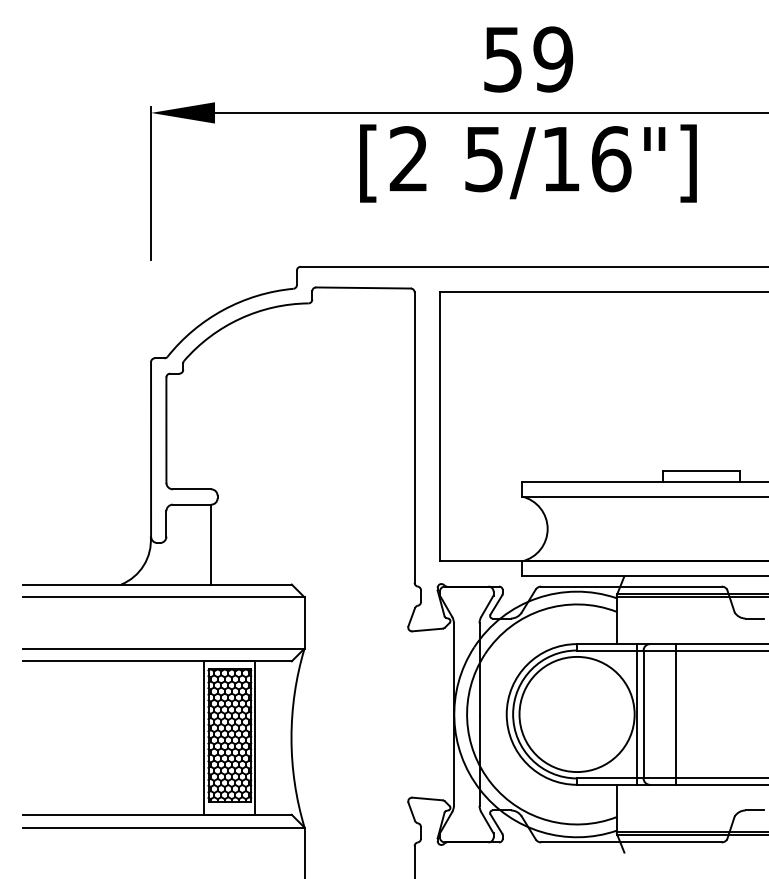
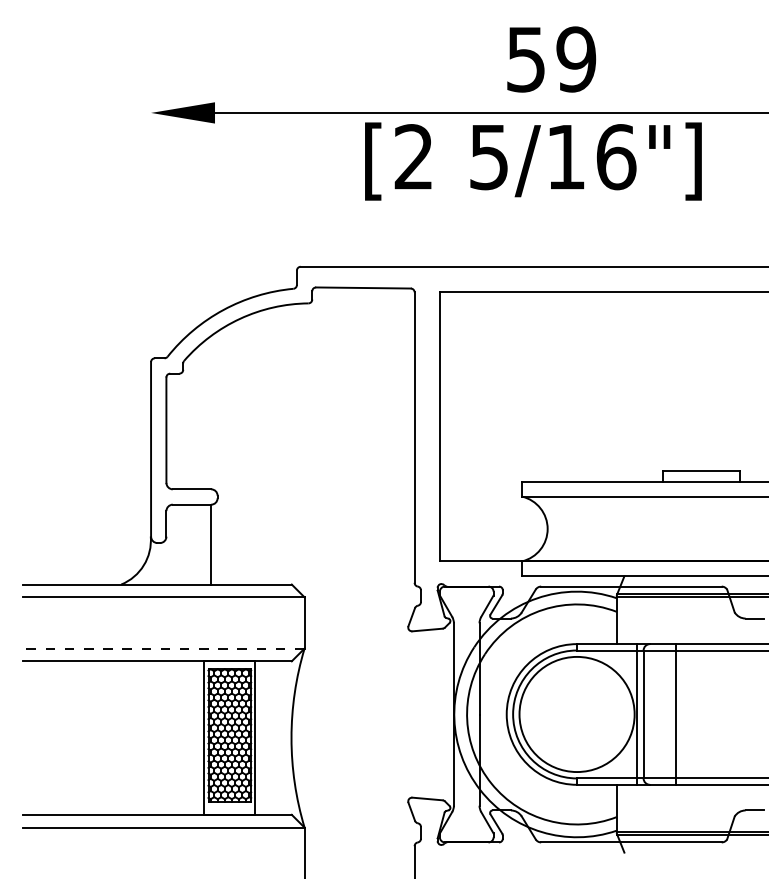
text position: (528, 59) -> (551, 59) (551, 59)
text position: (528, 163) -> (533, 161) (533, 161)
line: present -> none (151, 183)
line: solid -> dashed (163, 648)
